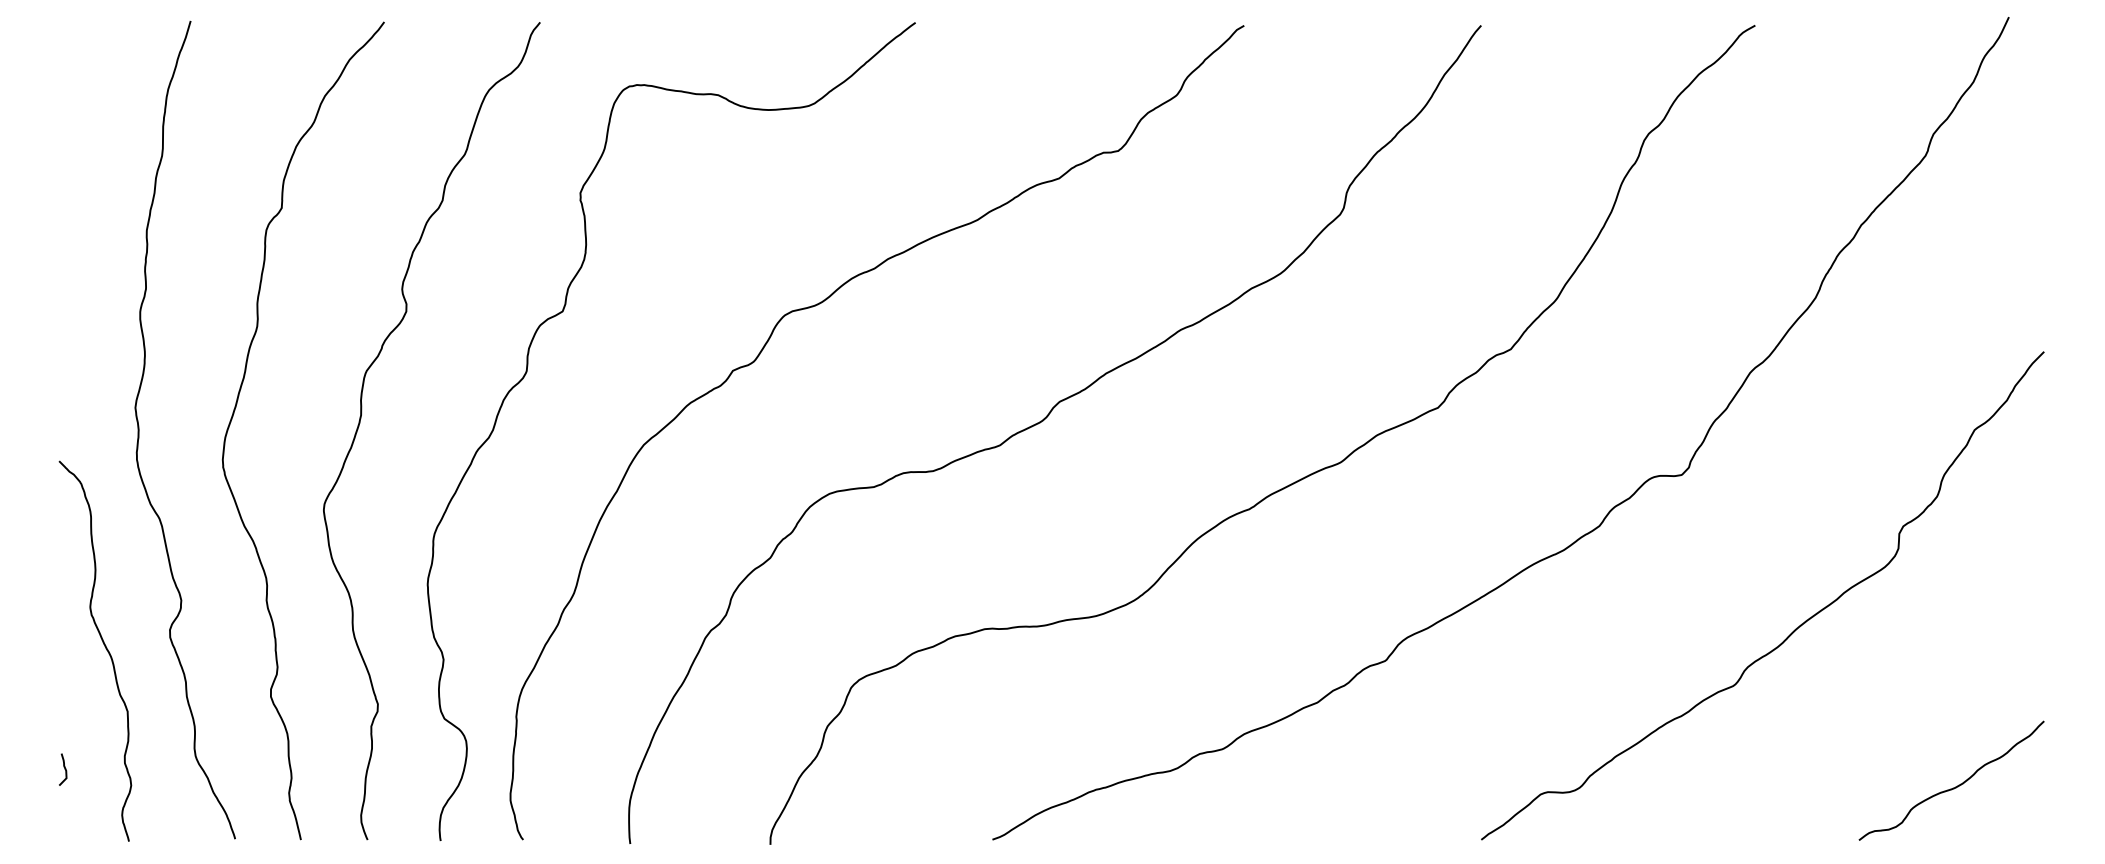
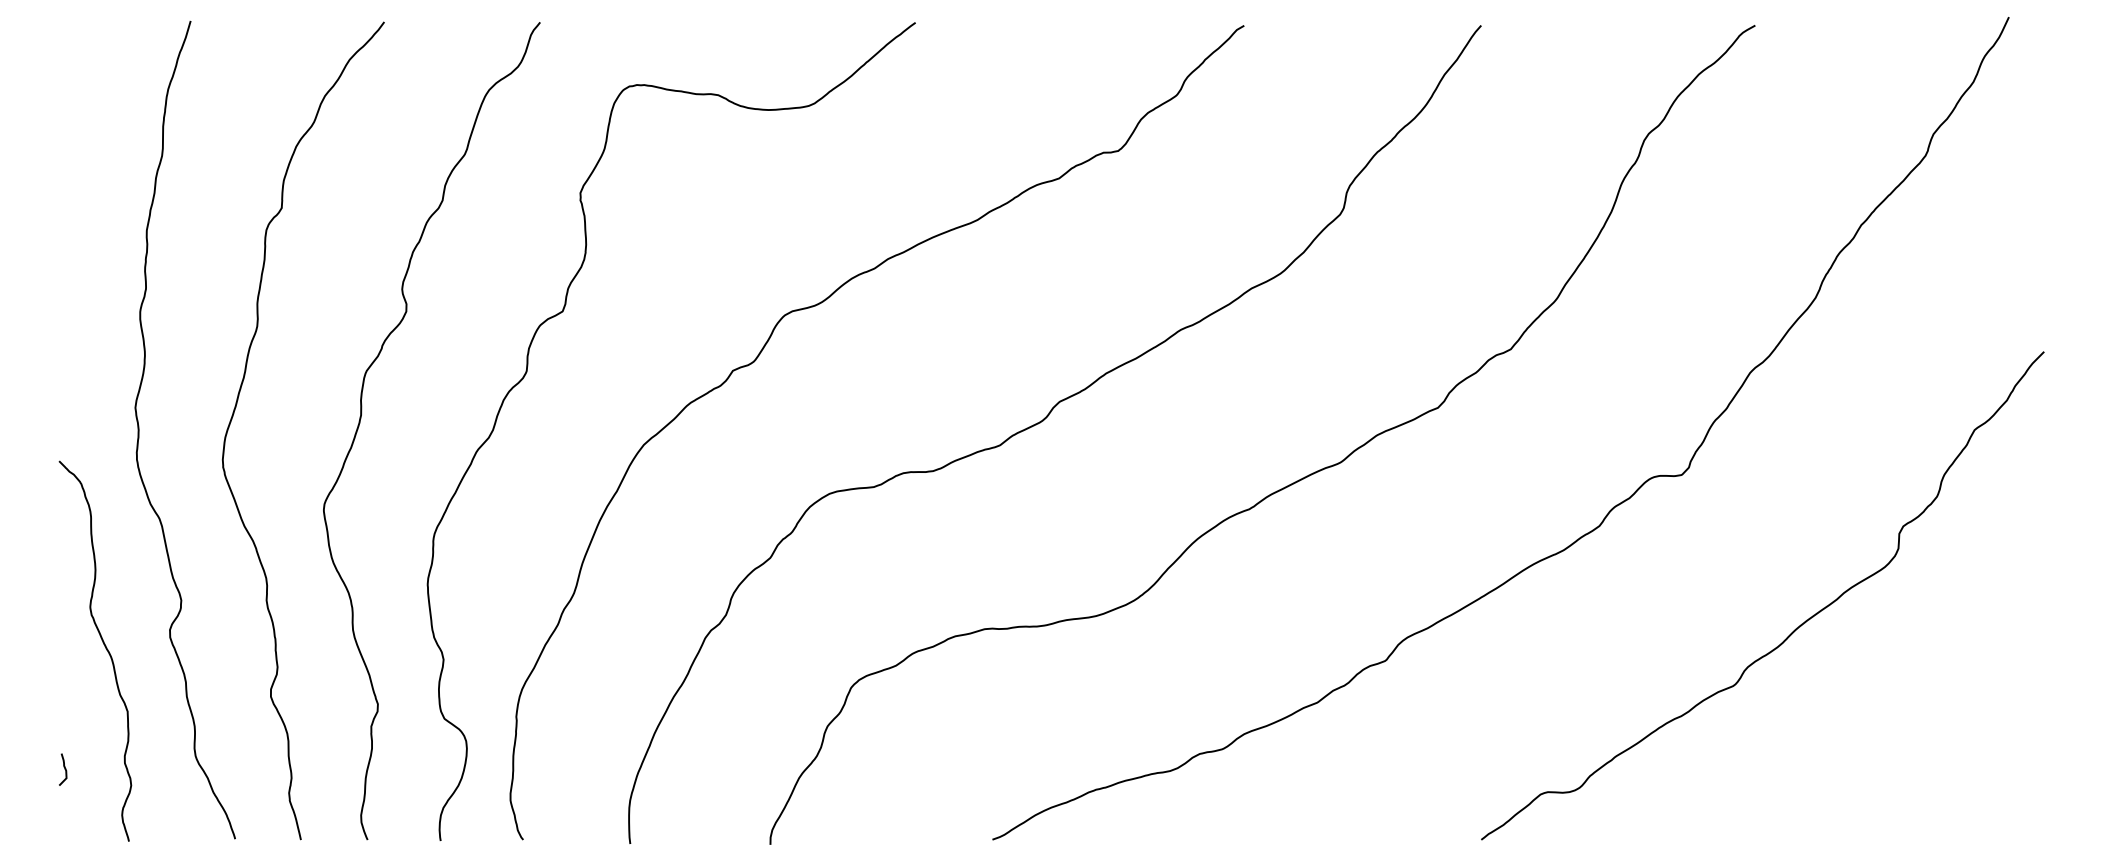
curve: present -> none (1955, 786)
